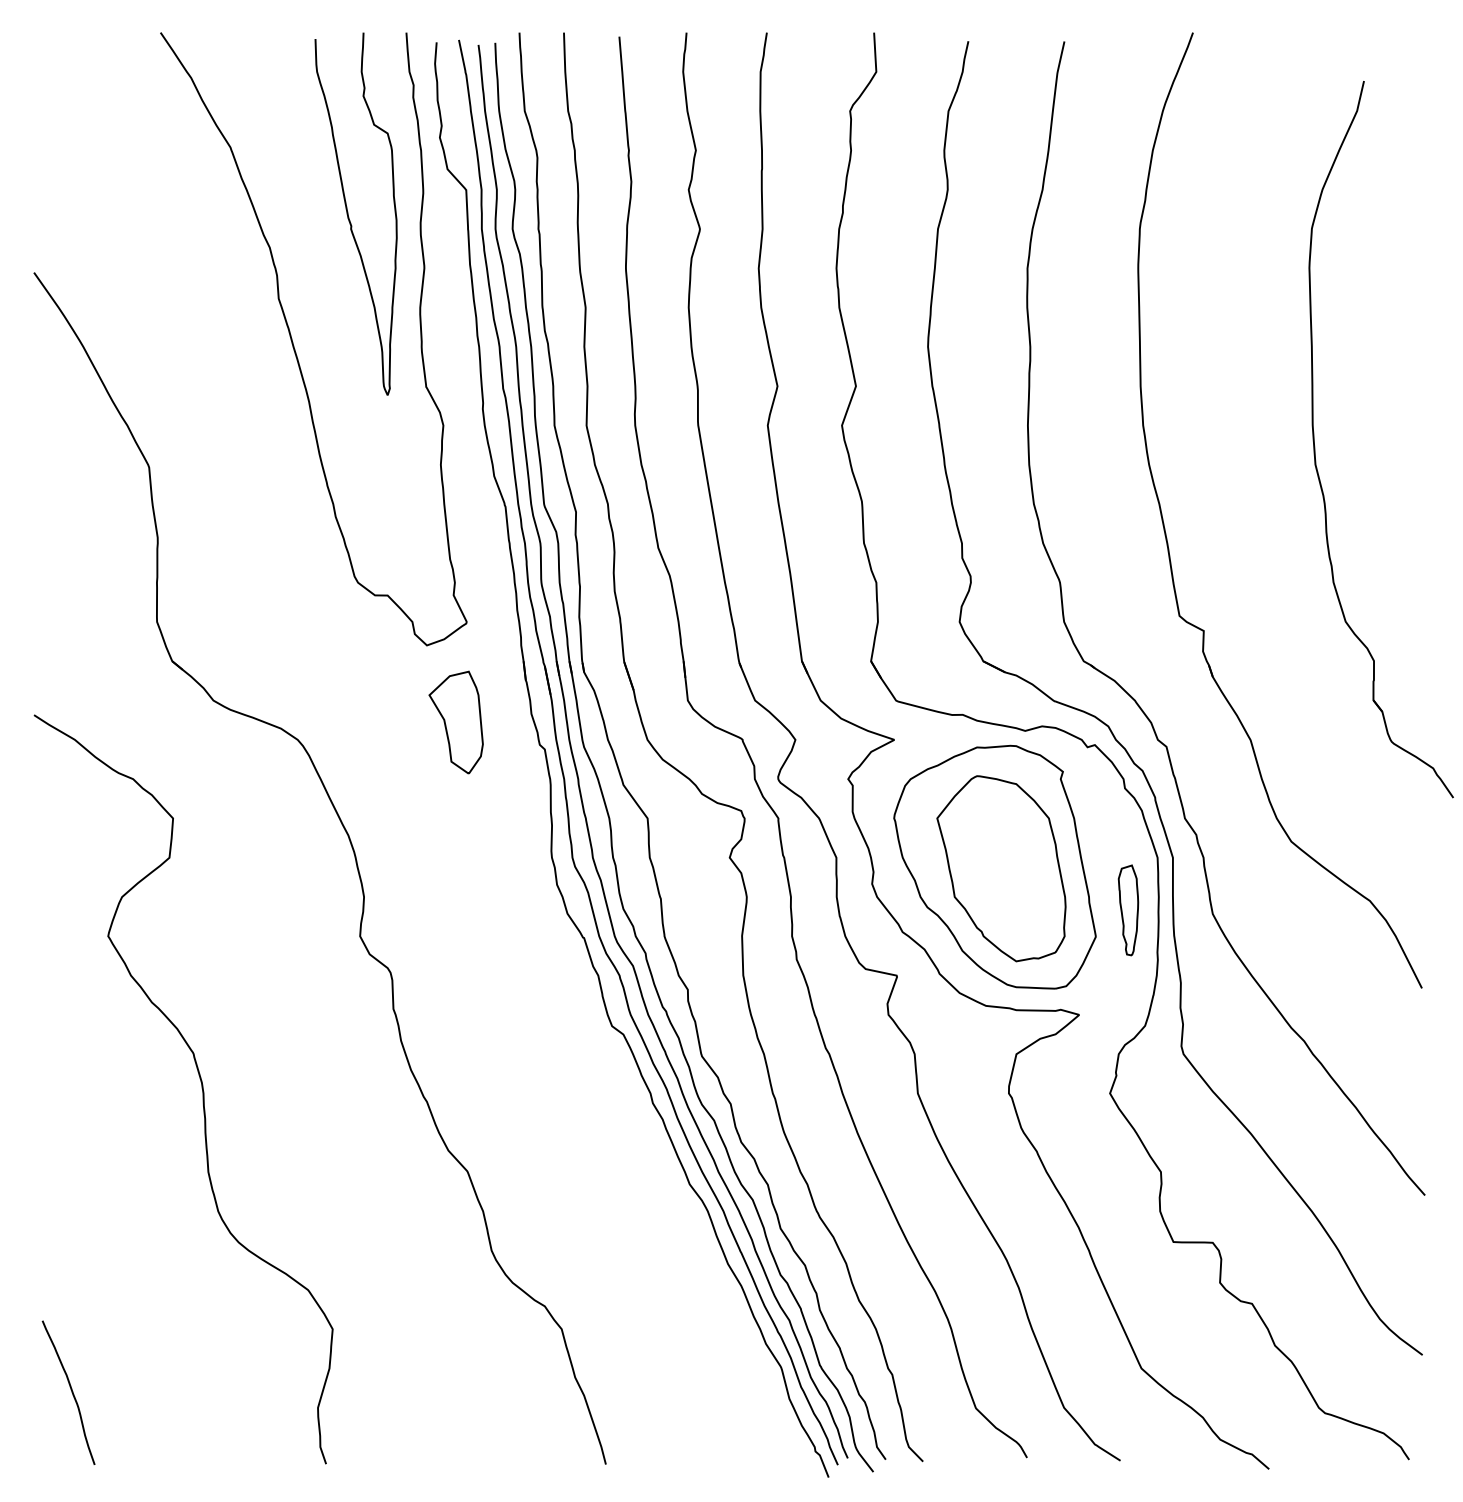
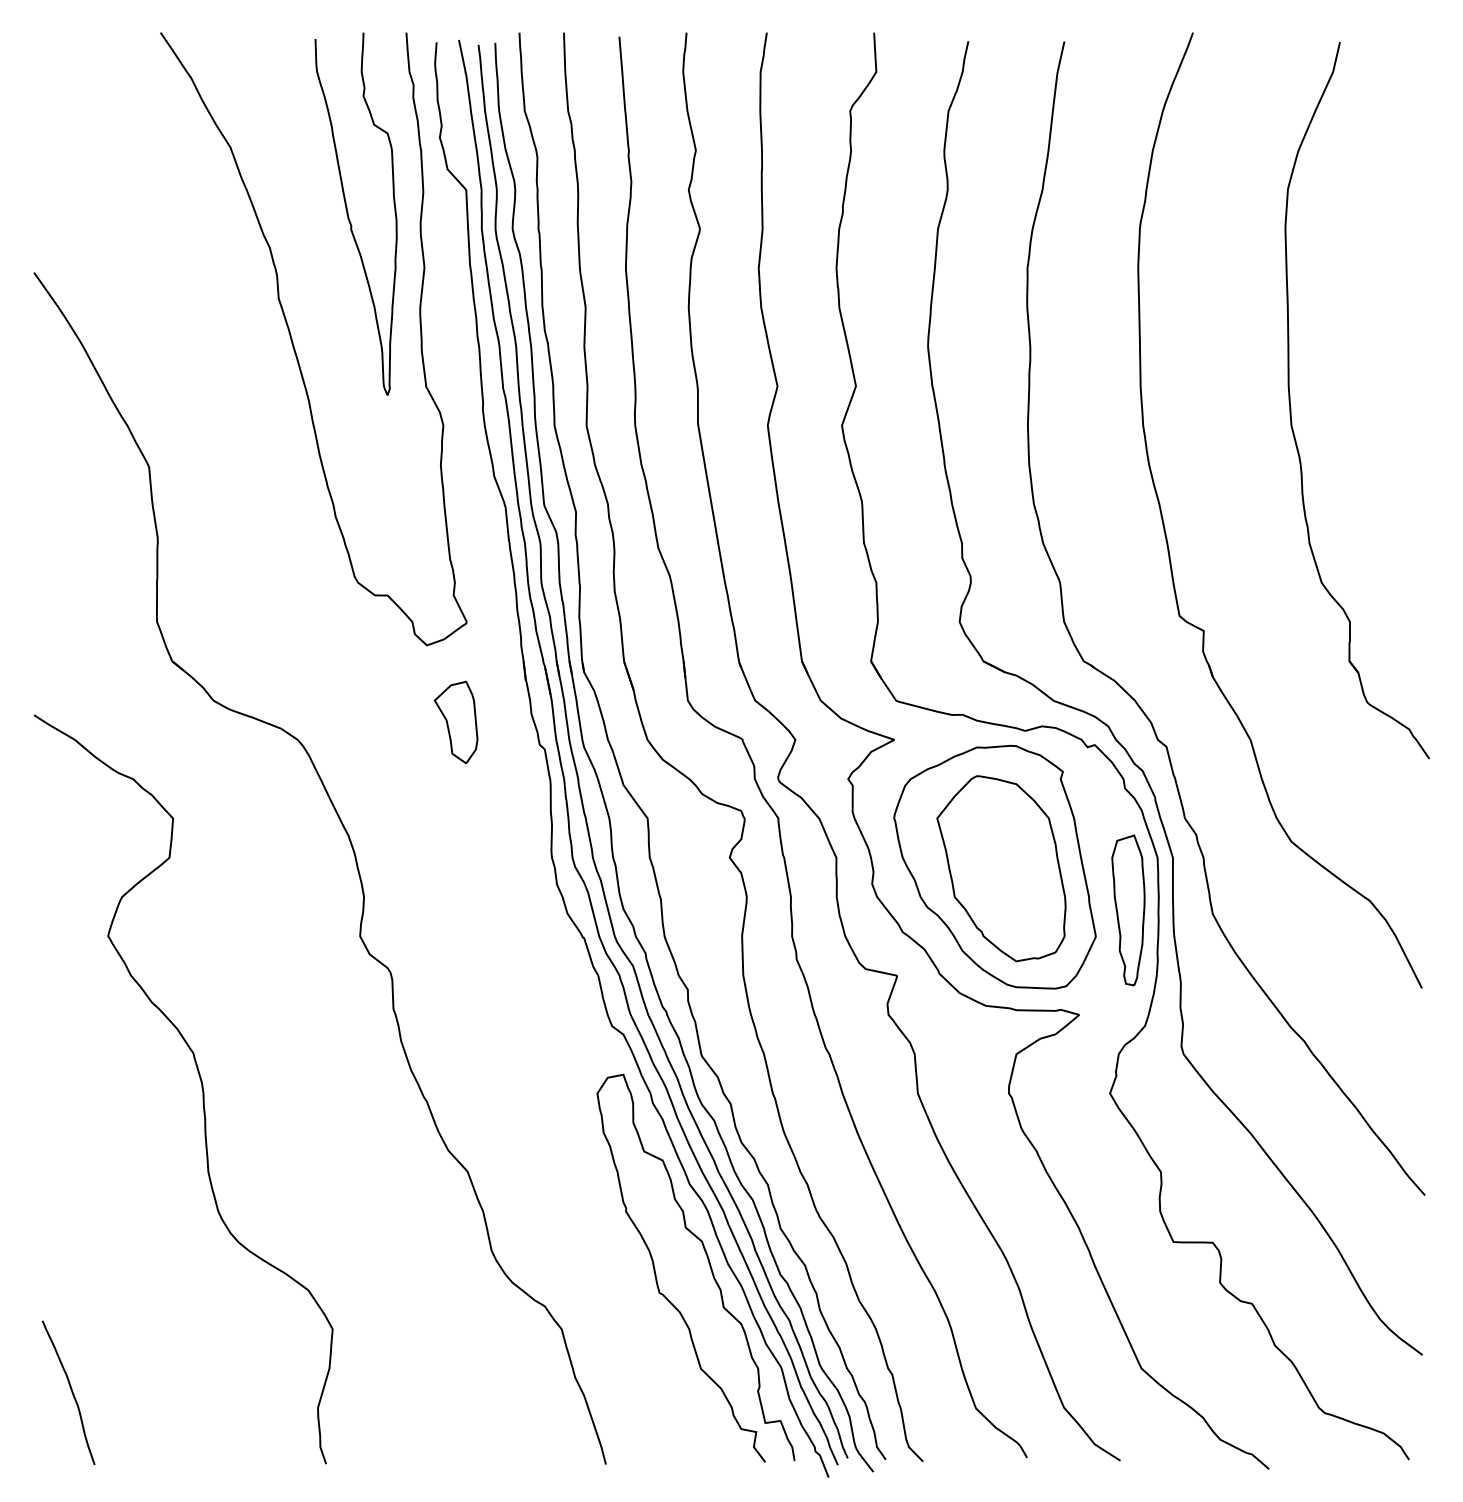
part position: (1315, 446) -> (1291, 407) (1291, 407)
part size: 56x105 px -> 46x84 px (455, 721)
part size: 23x93 px -> 35x153 px (1128, 910)
curve: none -> present (708, 1263)
